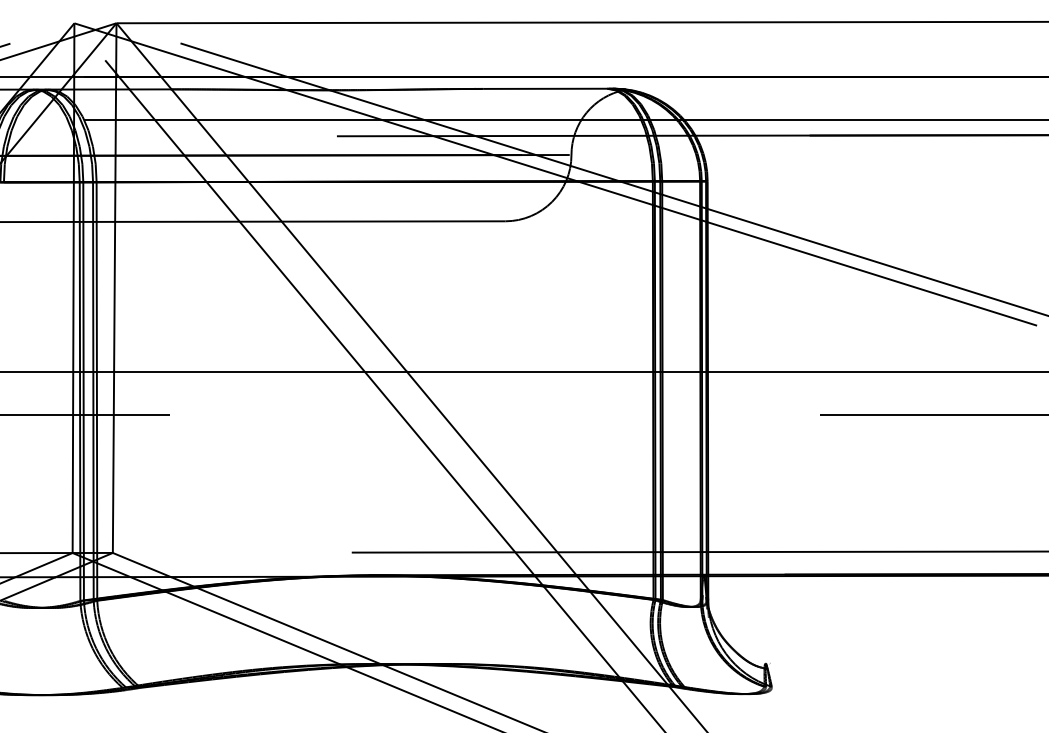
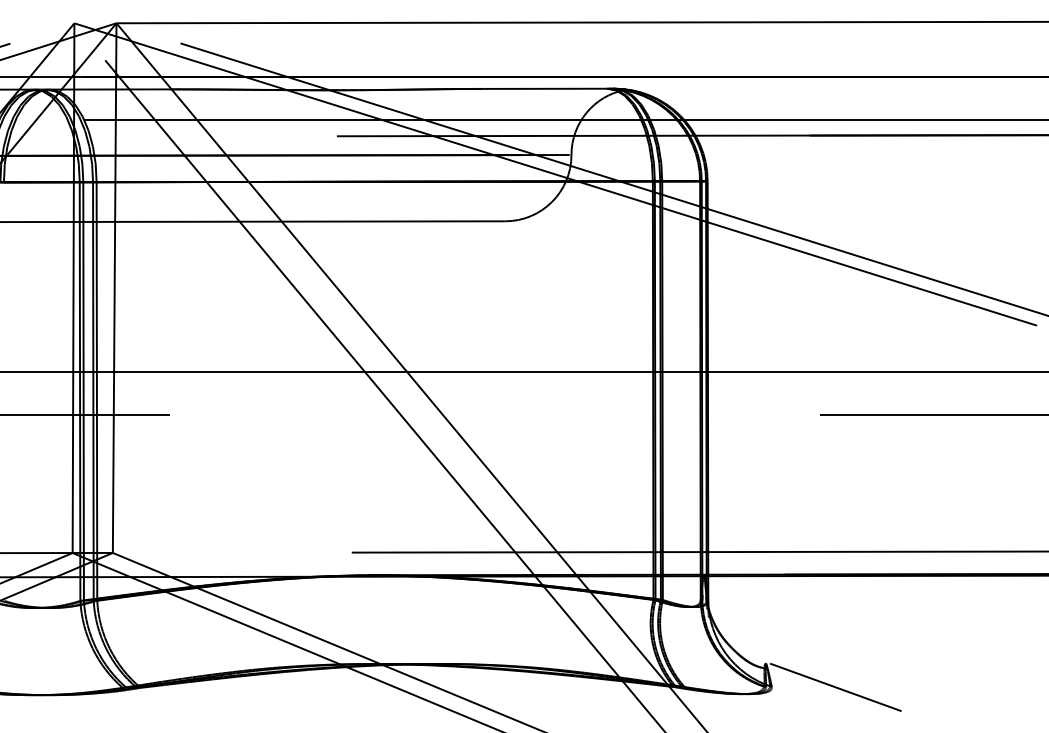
line: none -> present (835, 687)
